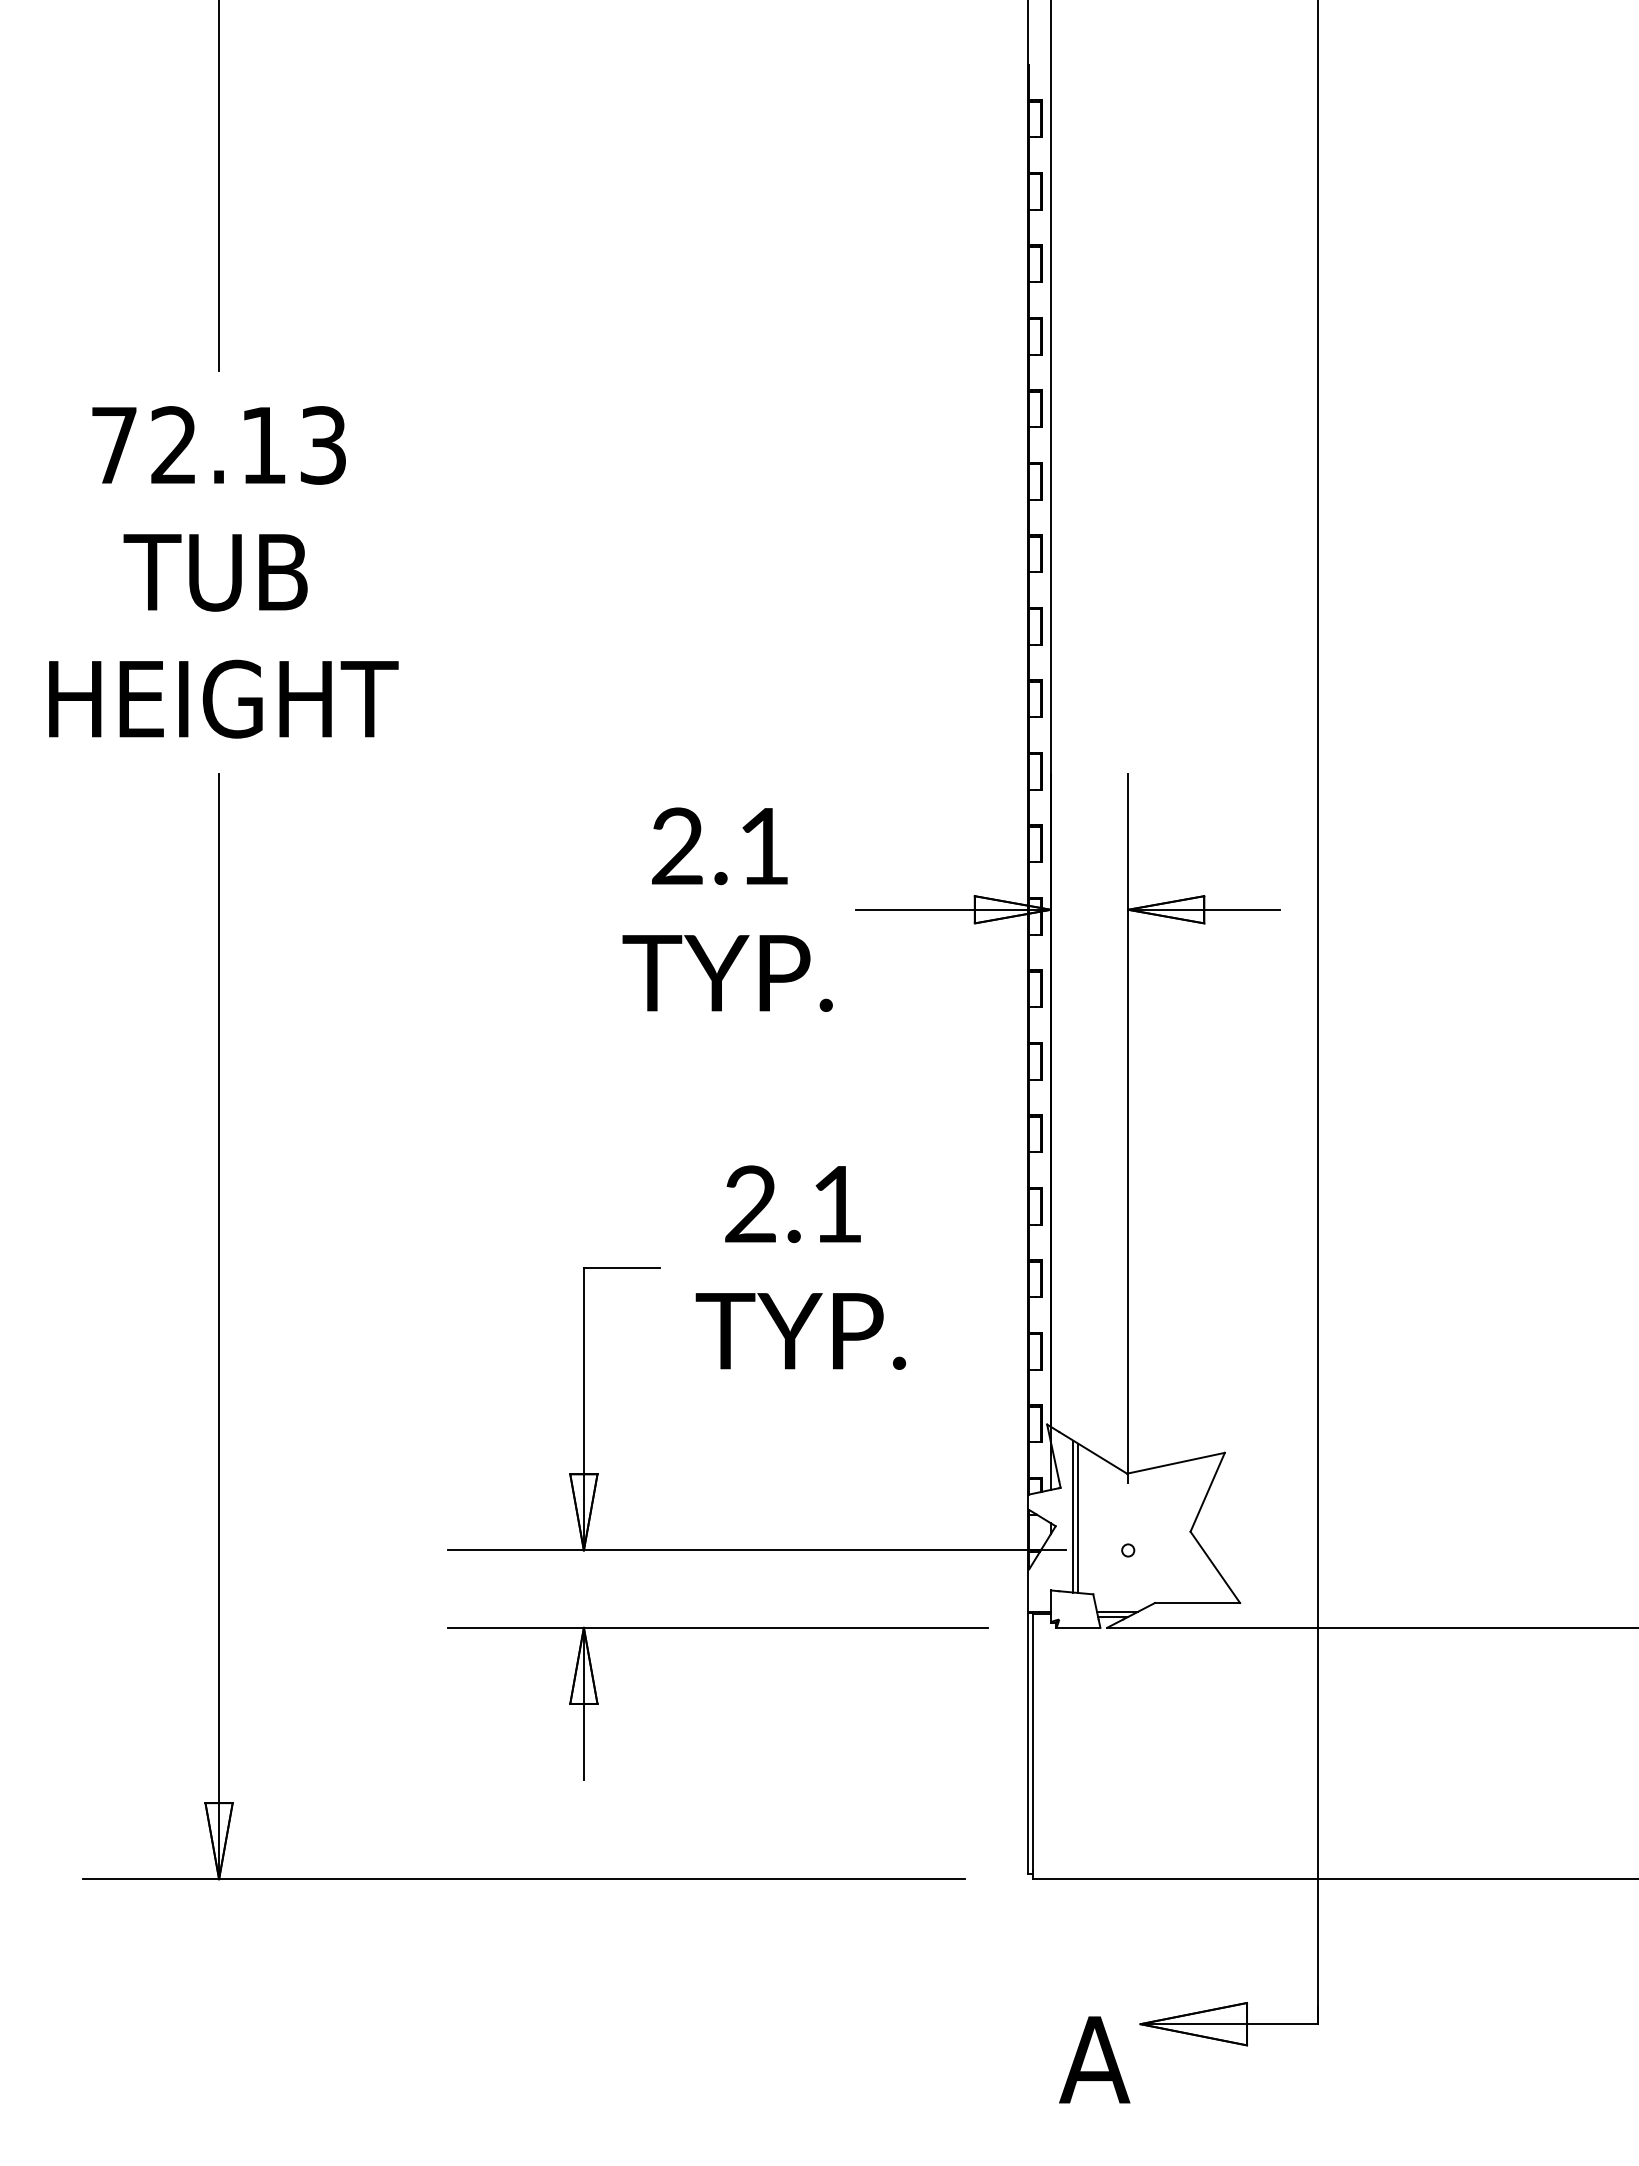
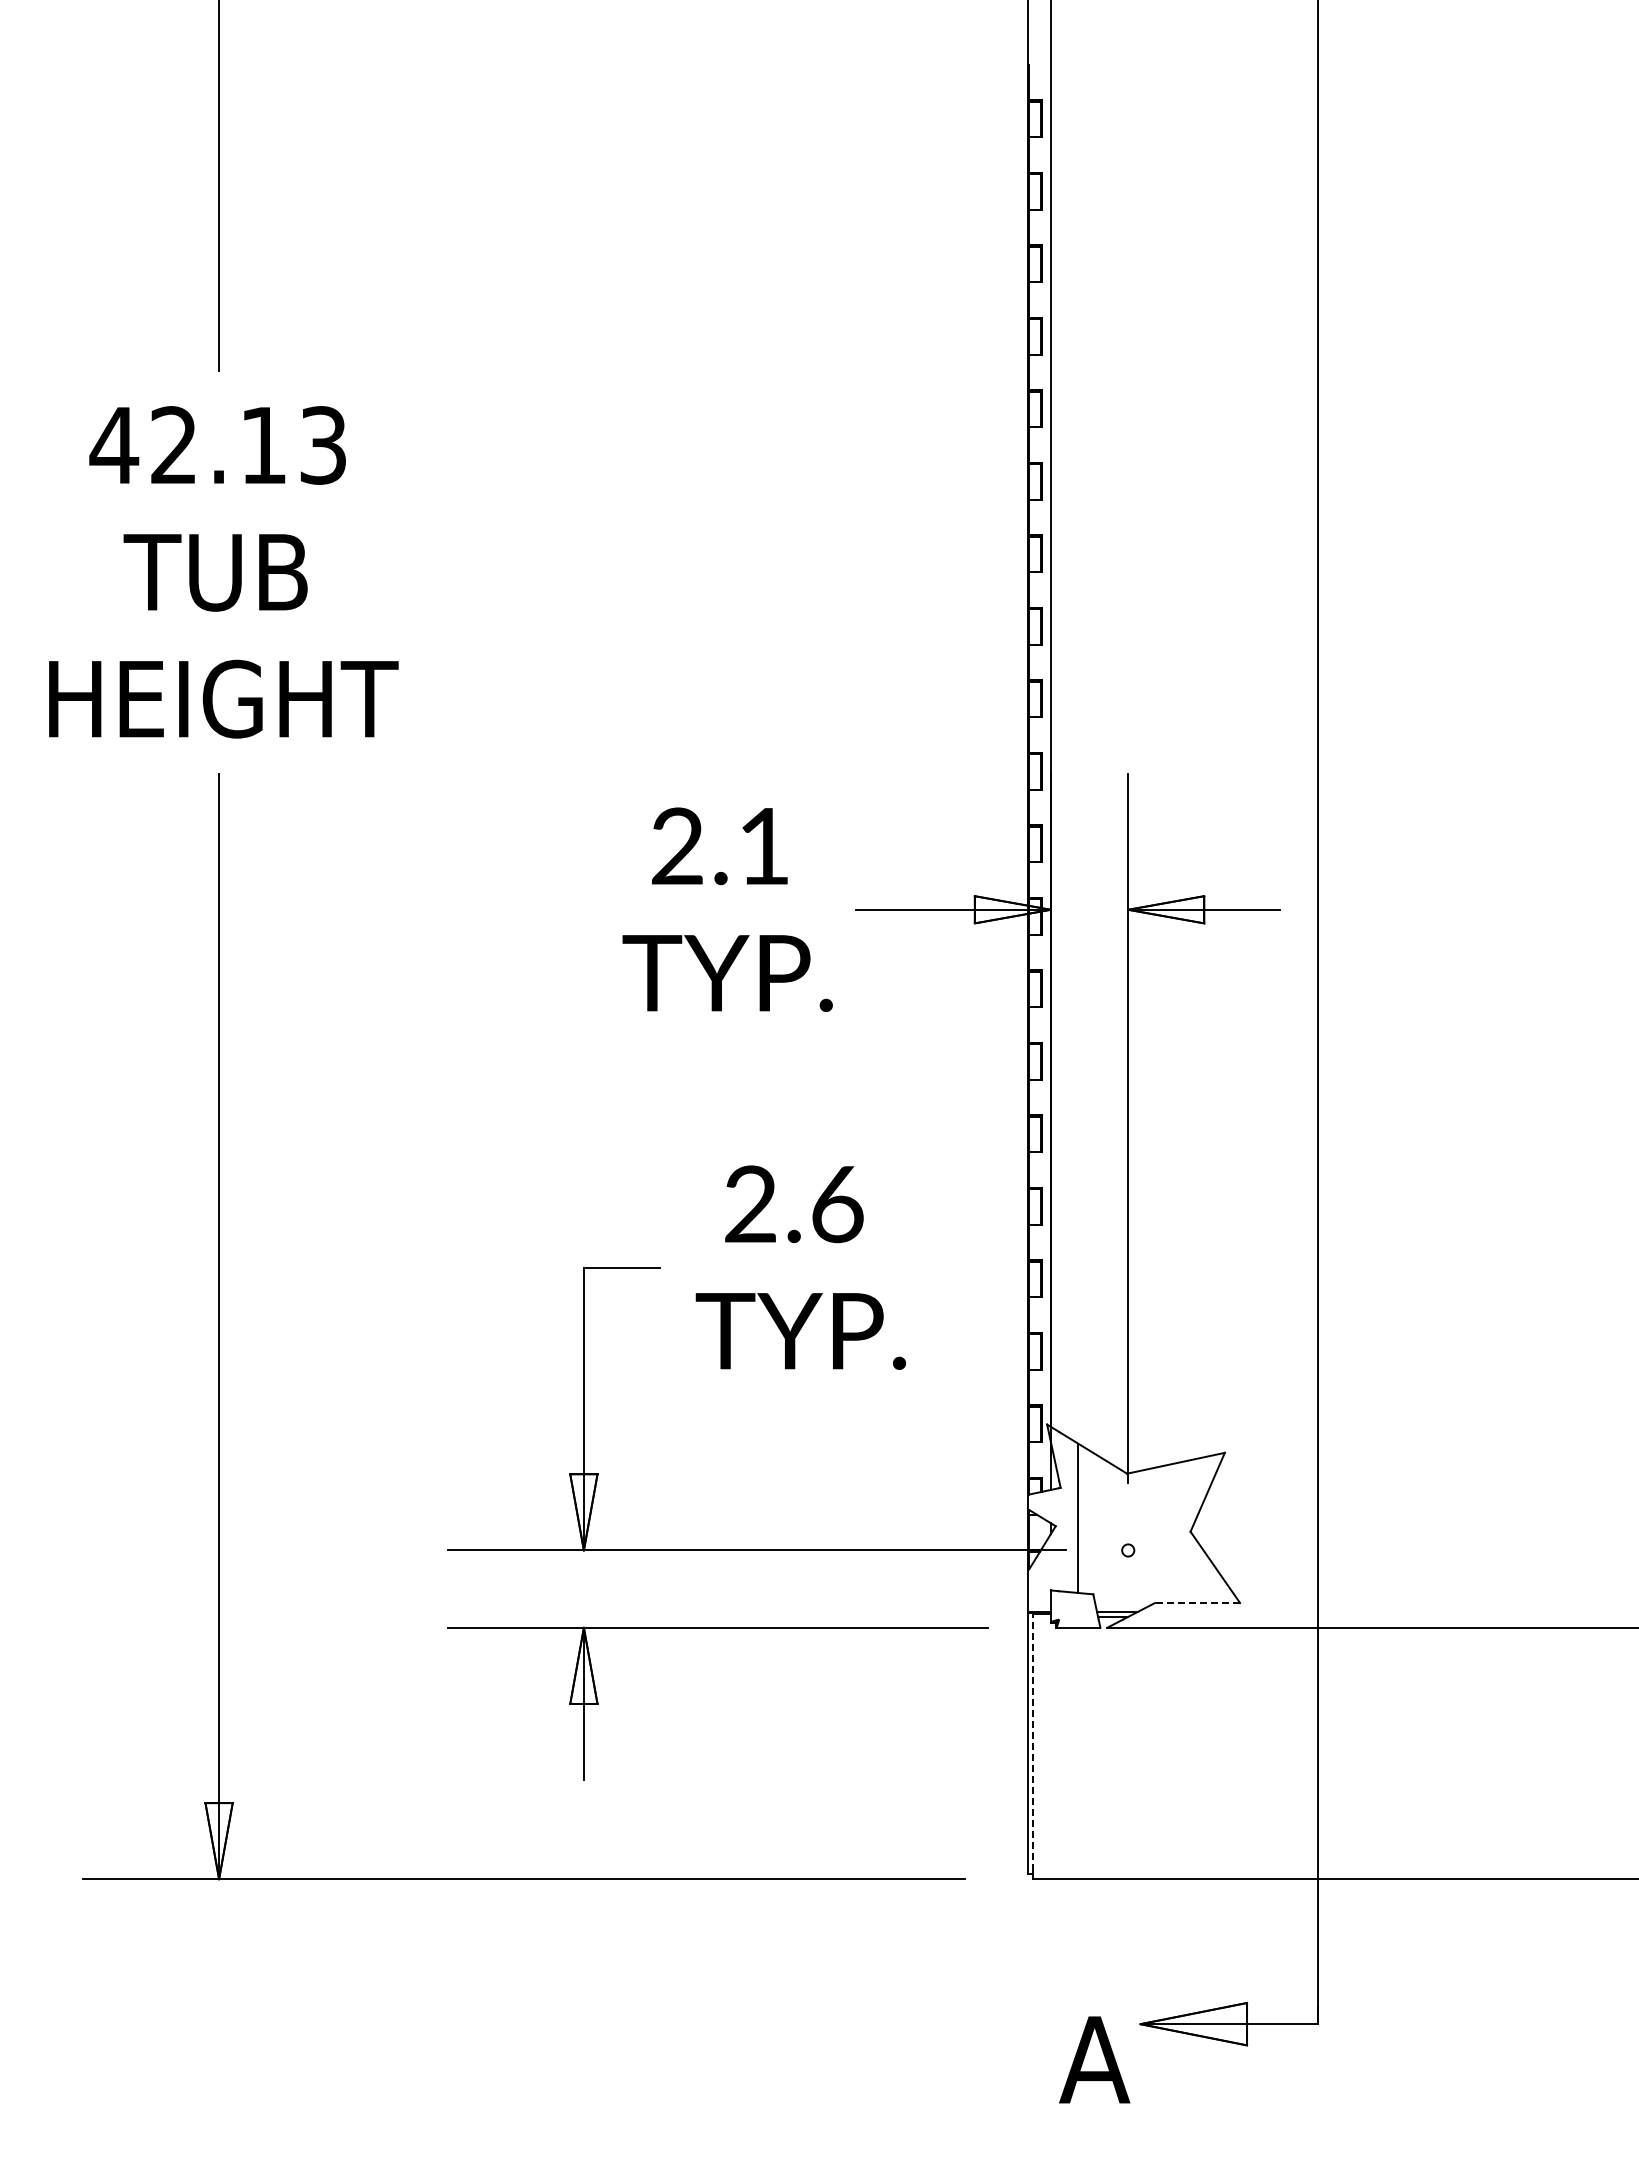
text: 72.13 -> 42.13 (114, 445)
text: 2.1 -> 2.6 (837, 1204)
line: present -> none (1073, 1516)
line: solid -> dashed (1197, 1603)
line: solid -> dashed (1033, 1742)
